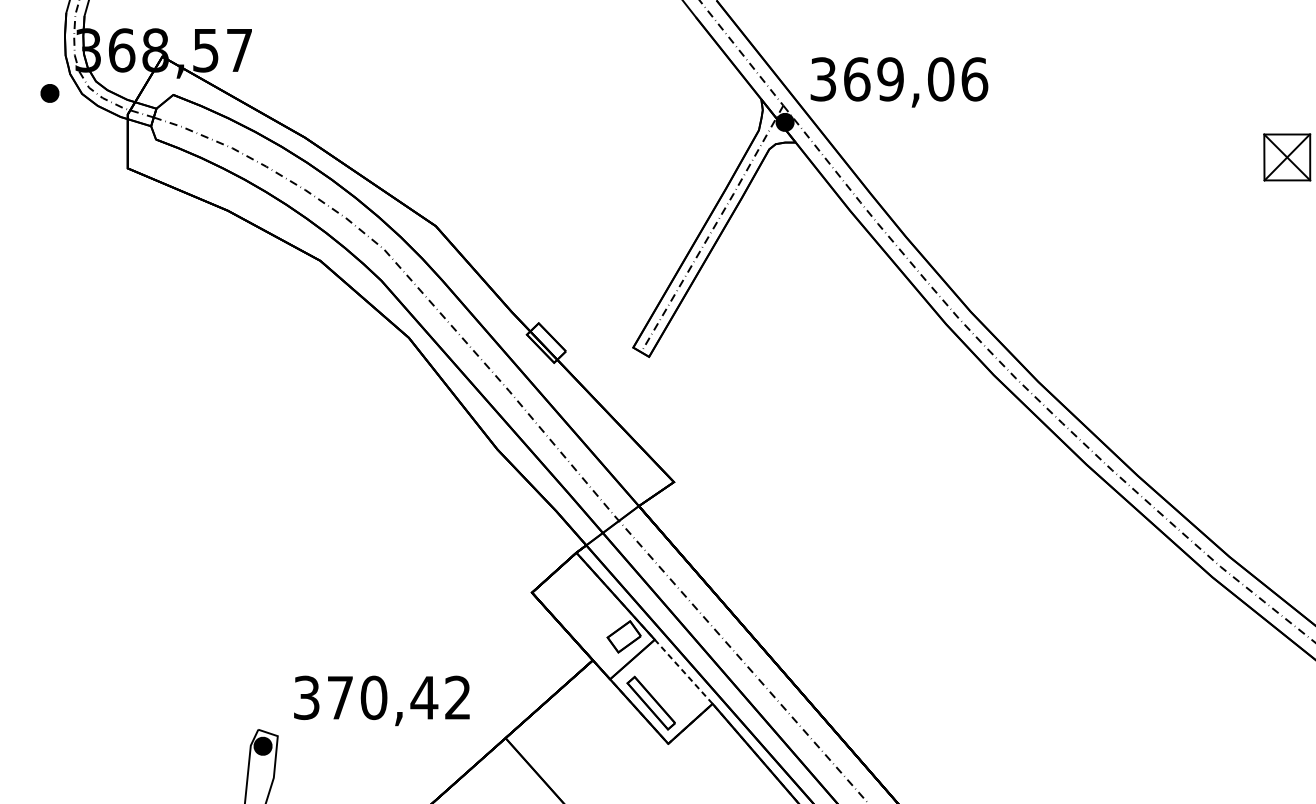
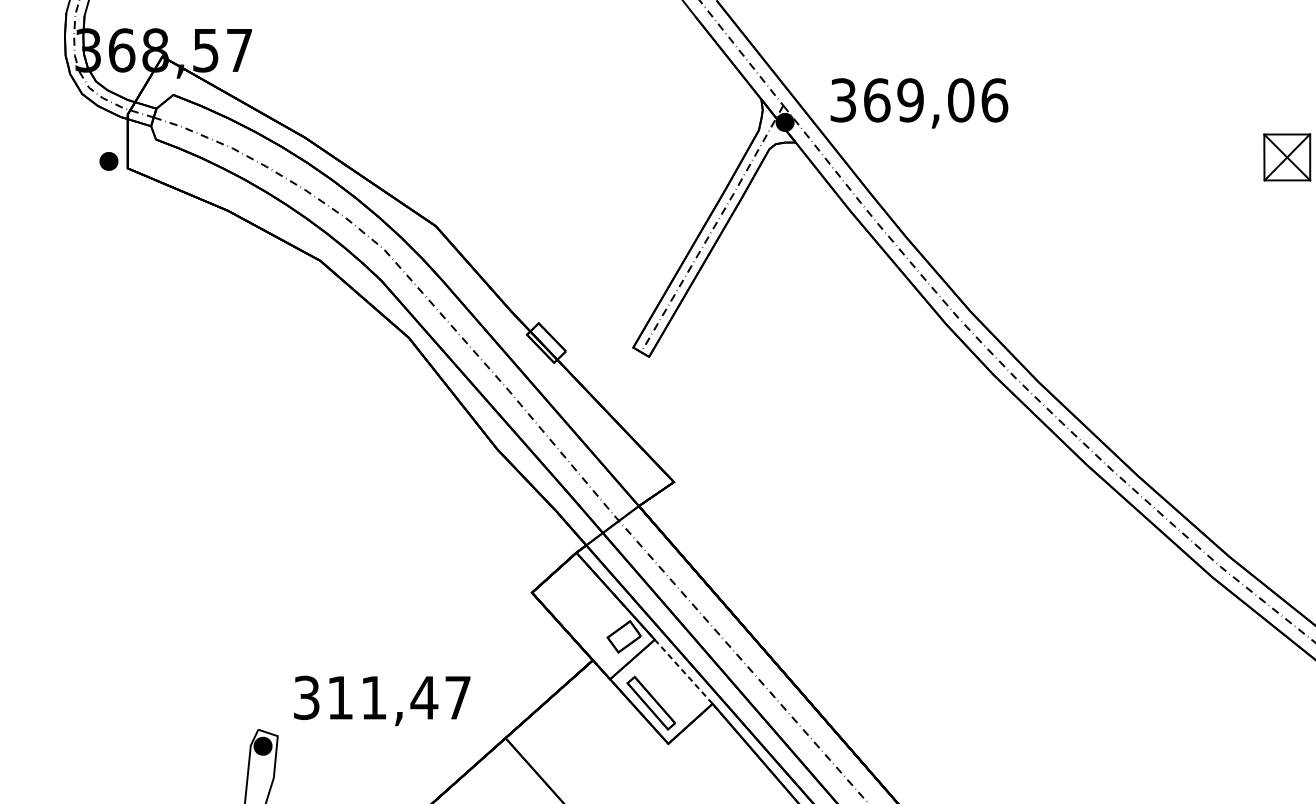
text position: (899, 82) -> (919, 103) (919, 103)
part position: (49, 93) -> (108, 161) (108, 161)
text: 370,42 -> 311,47 (399, 697)
